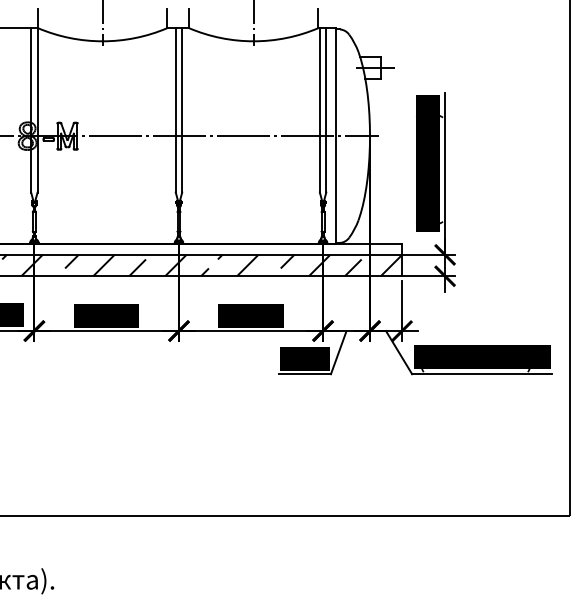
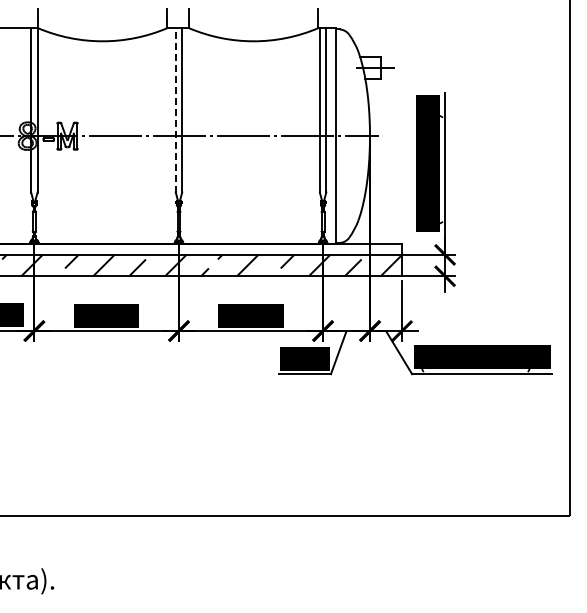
line: present -> none (102, 24)
line: present -> none (253, 24)
line: solid -> dashed (175, 109)
